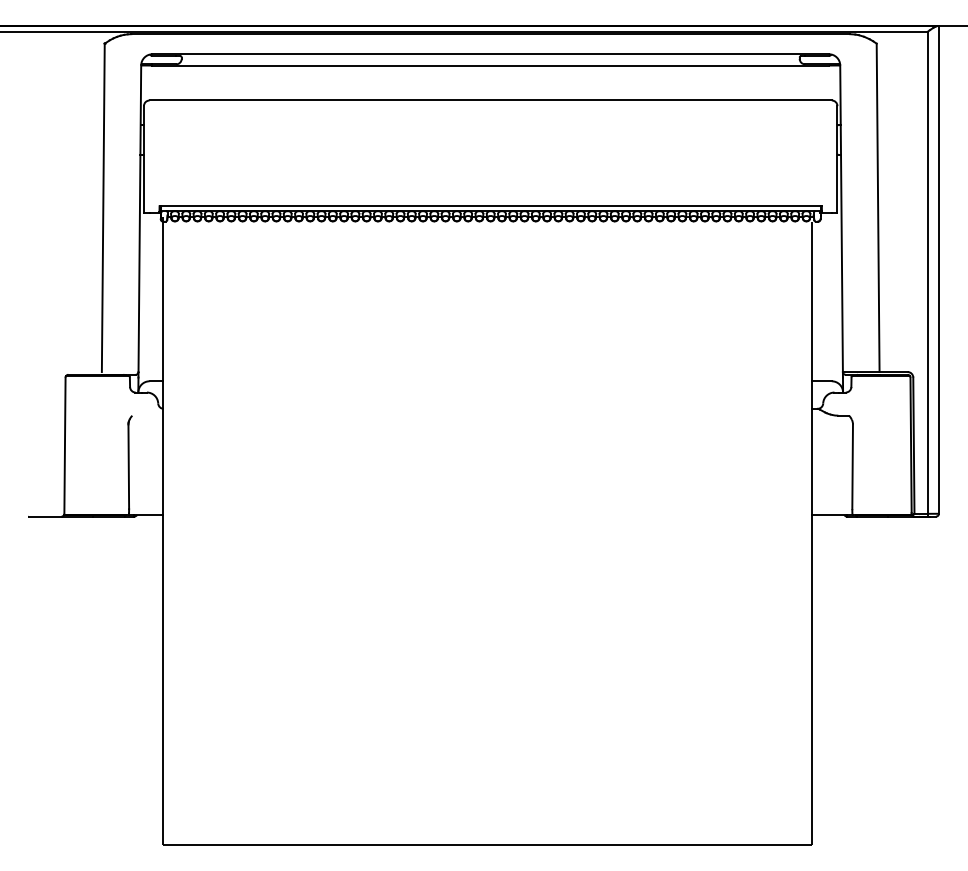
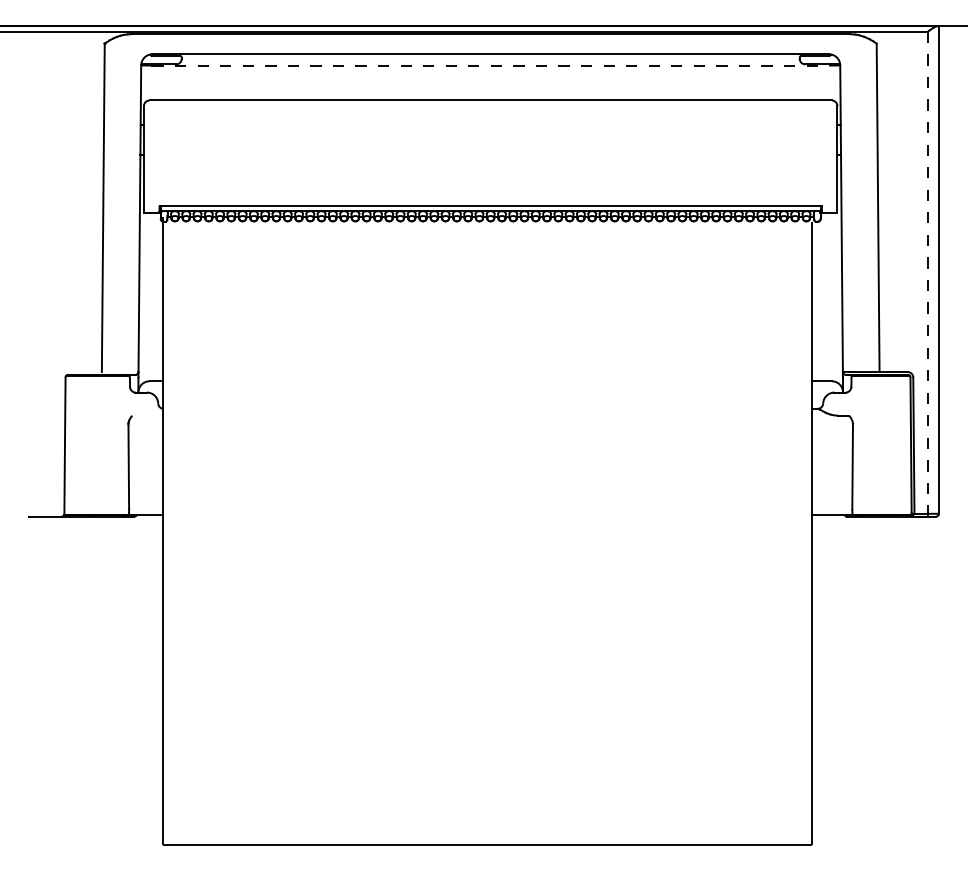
line: solid -> dashed (491, 65)
line: solid -> dashed (927, 273)
